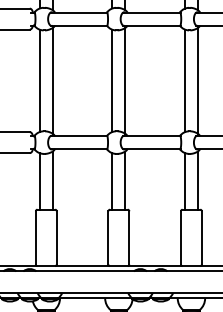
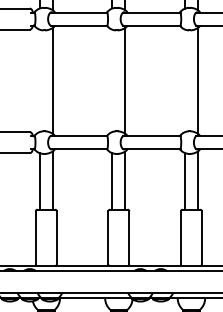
line: present -> none (39, 80)
line: present -> none (112, 80)
line: present -> none (184, 80)
